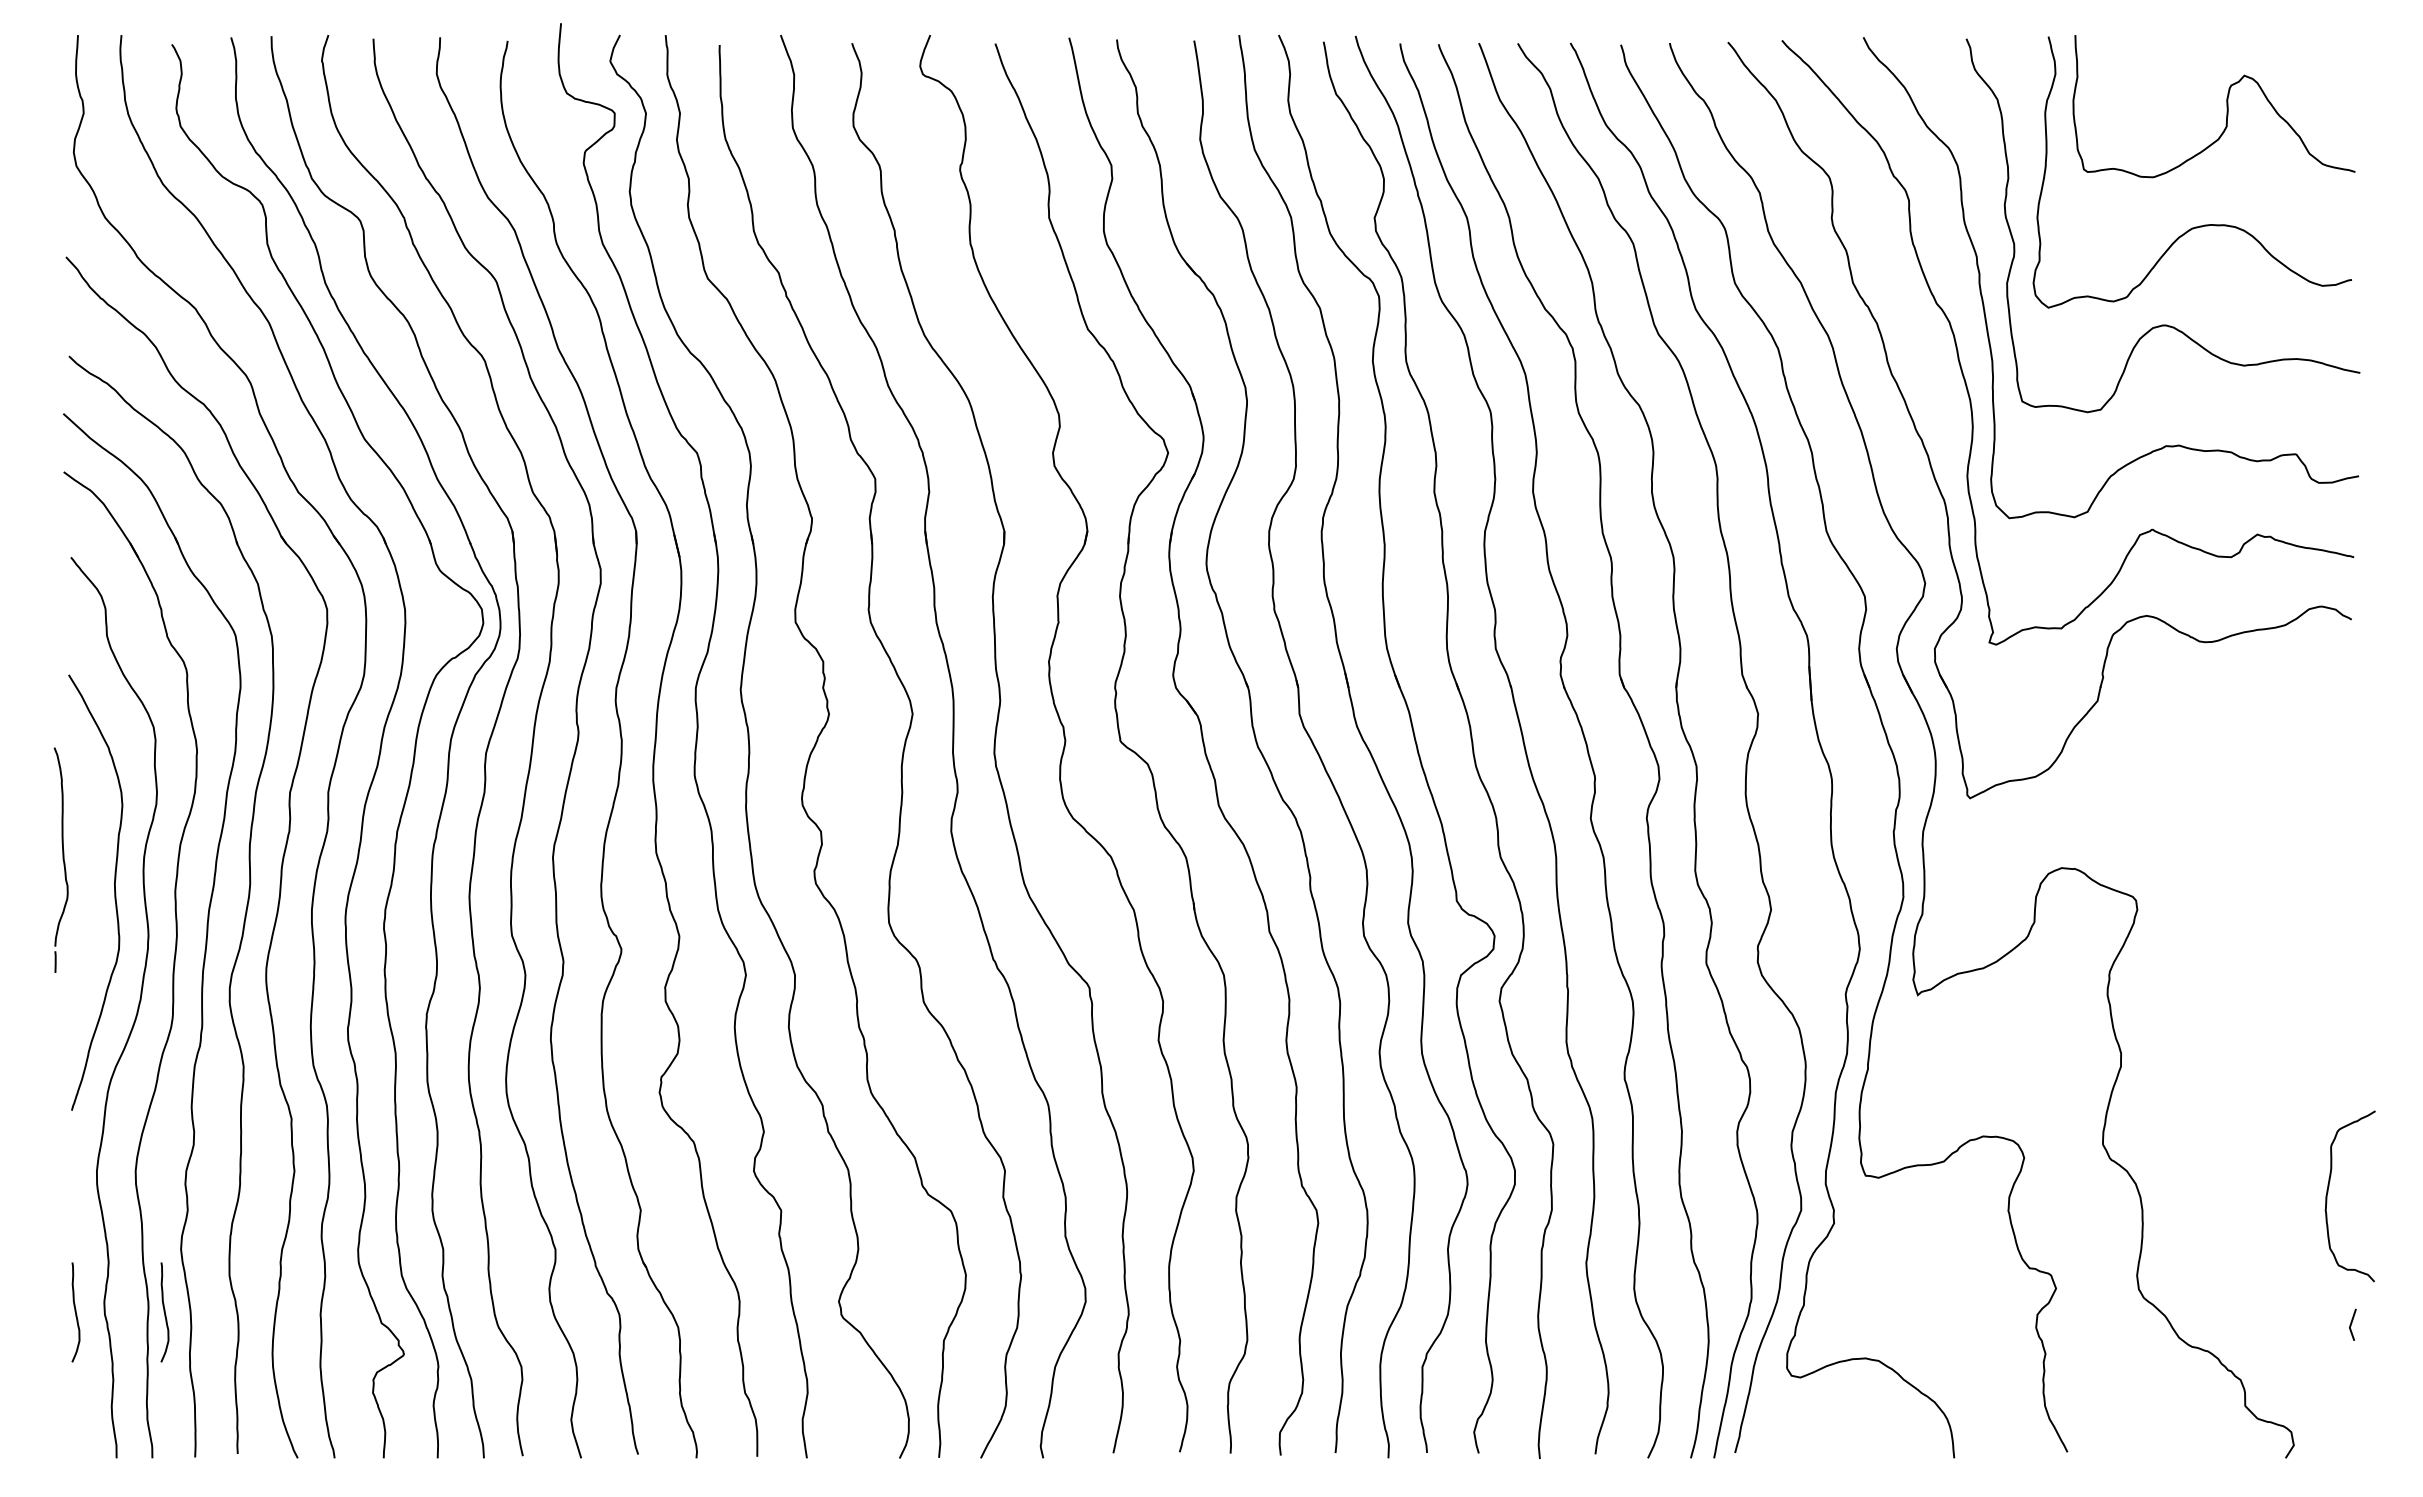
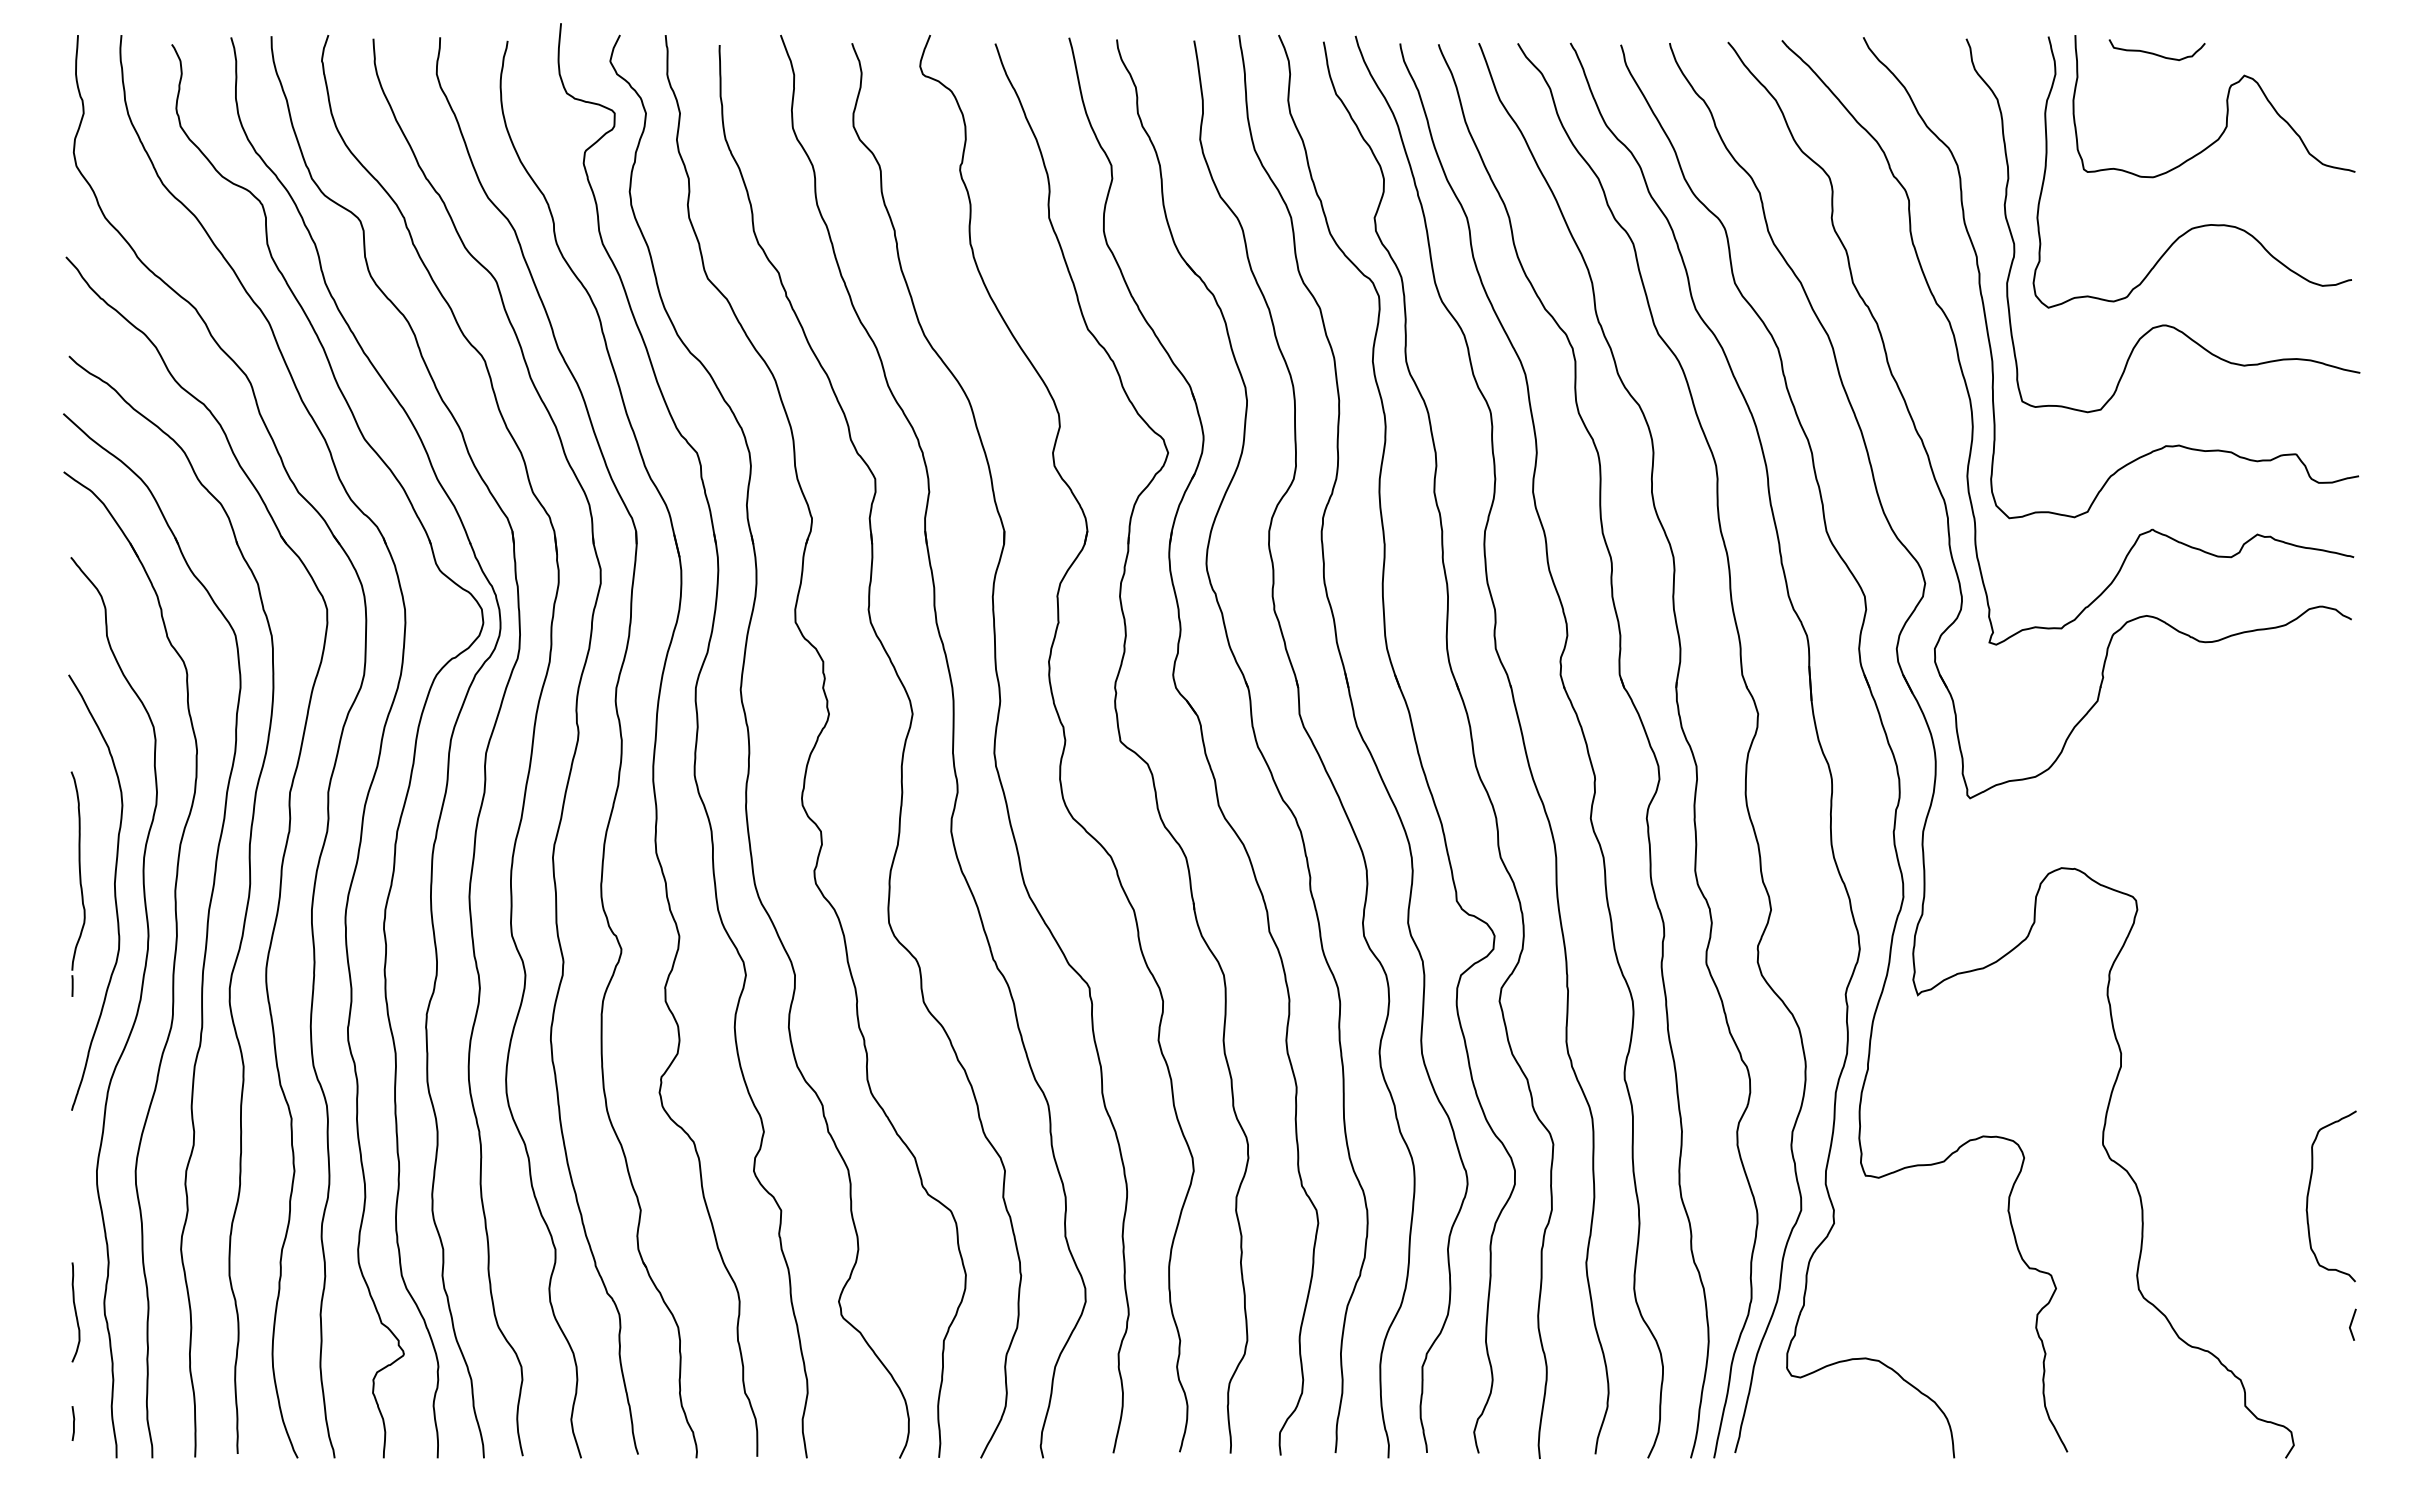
curve: none -> present (2156, 53)
part position: (60, 859) -> (77, 883) (77, 883)
curve position: (2328, 1192) -> (2309, 1192) (2309, 1192)
curve: present -> none (164, 1312)
line: none -> present (73, 1423)
